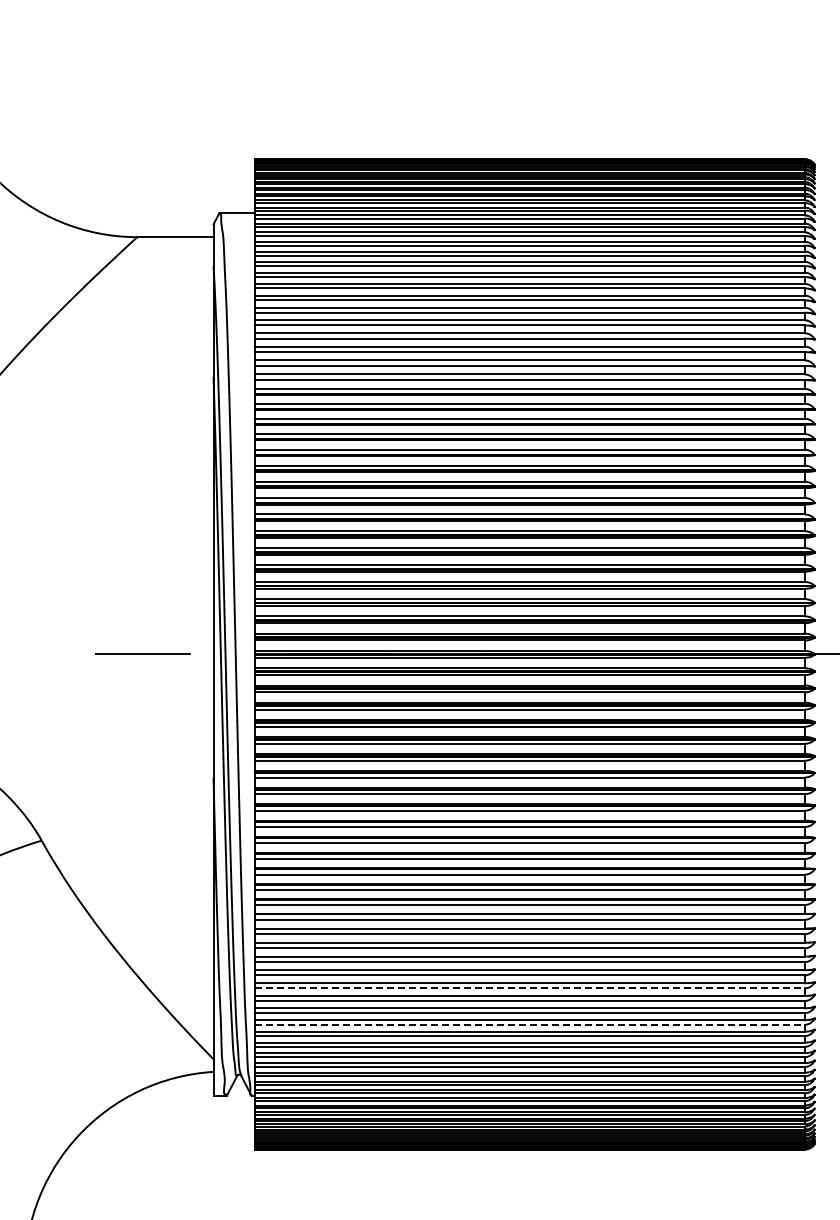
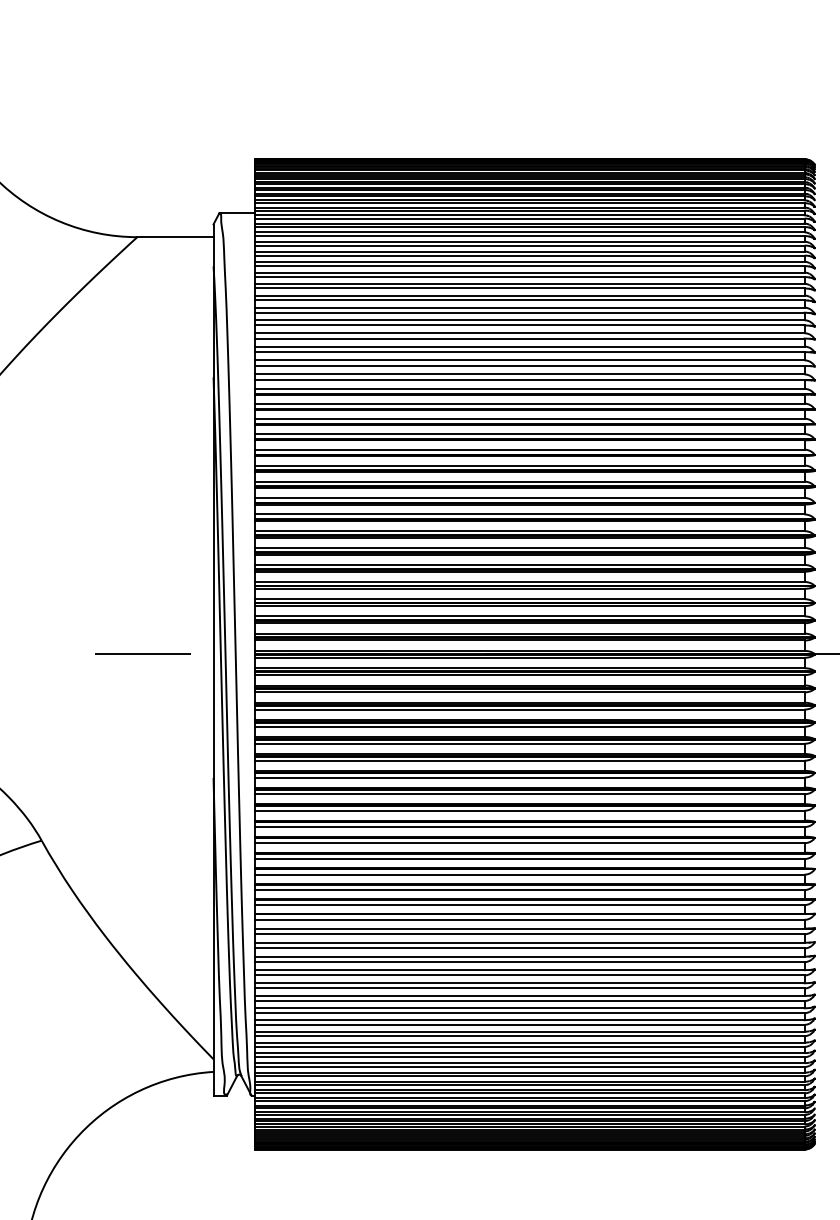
line: dashed -> solid (529, 988)
line: dashed -> solid (529, 1024)
